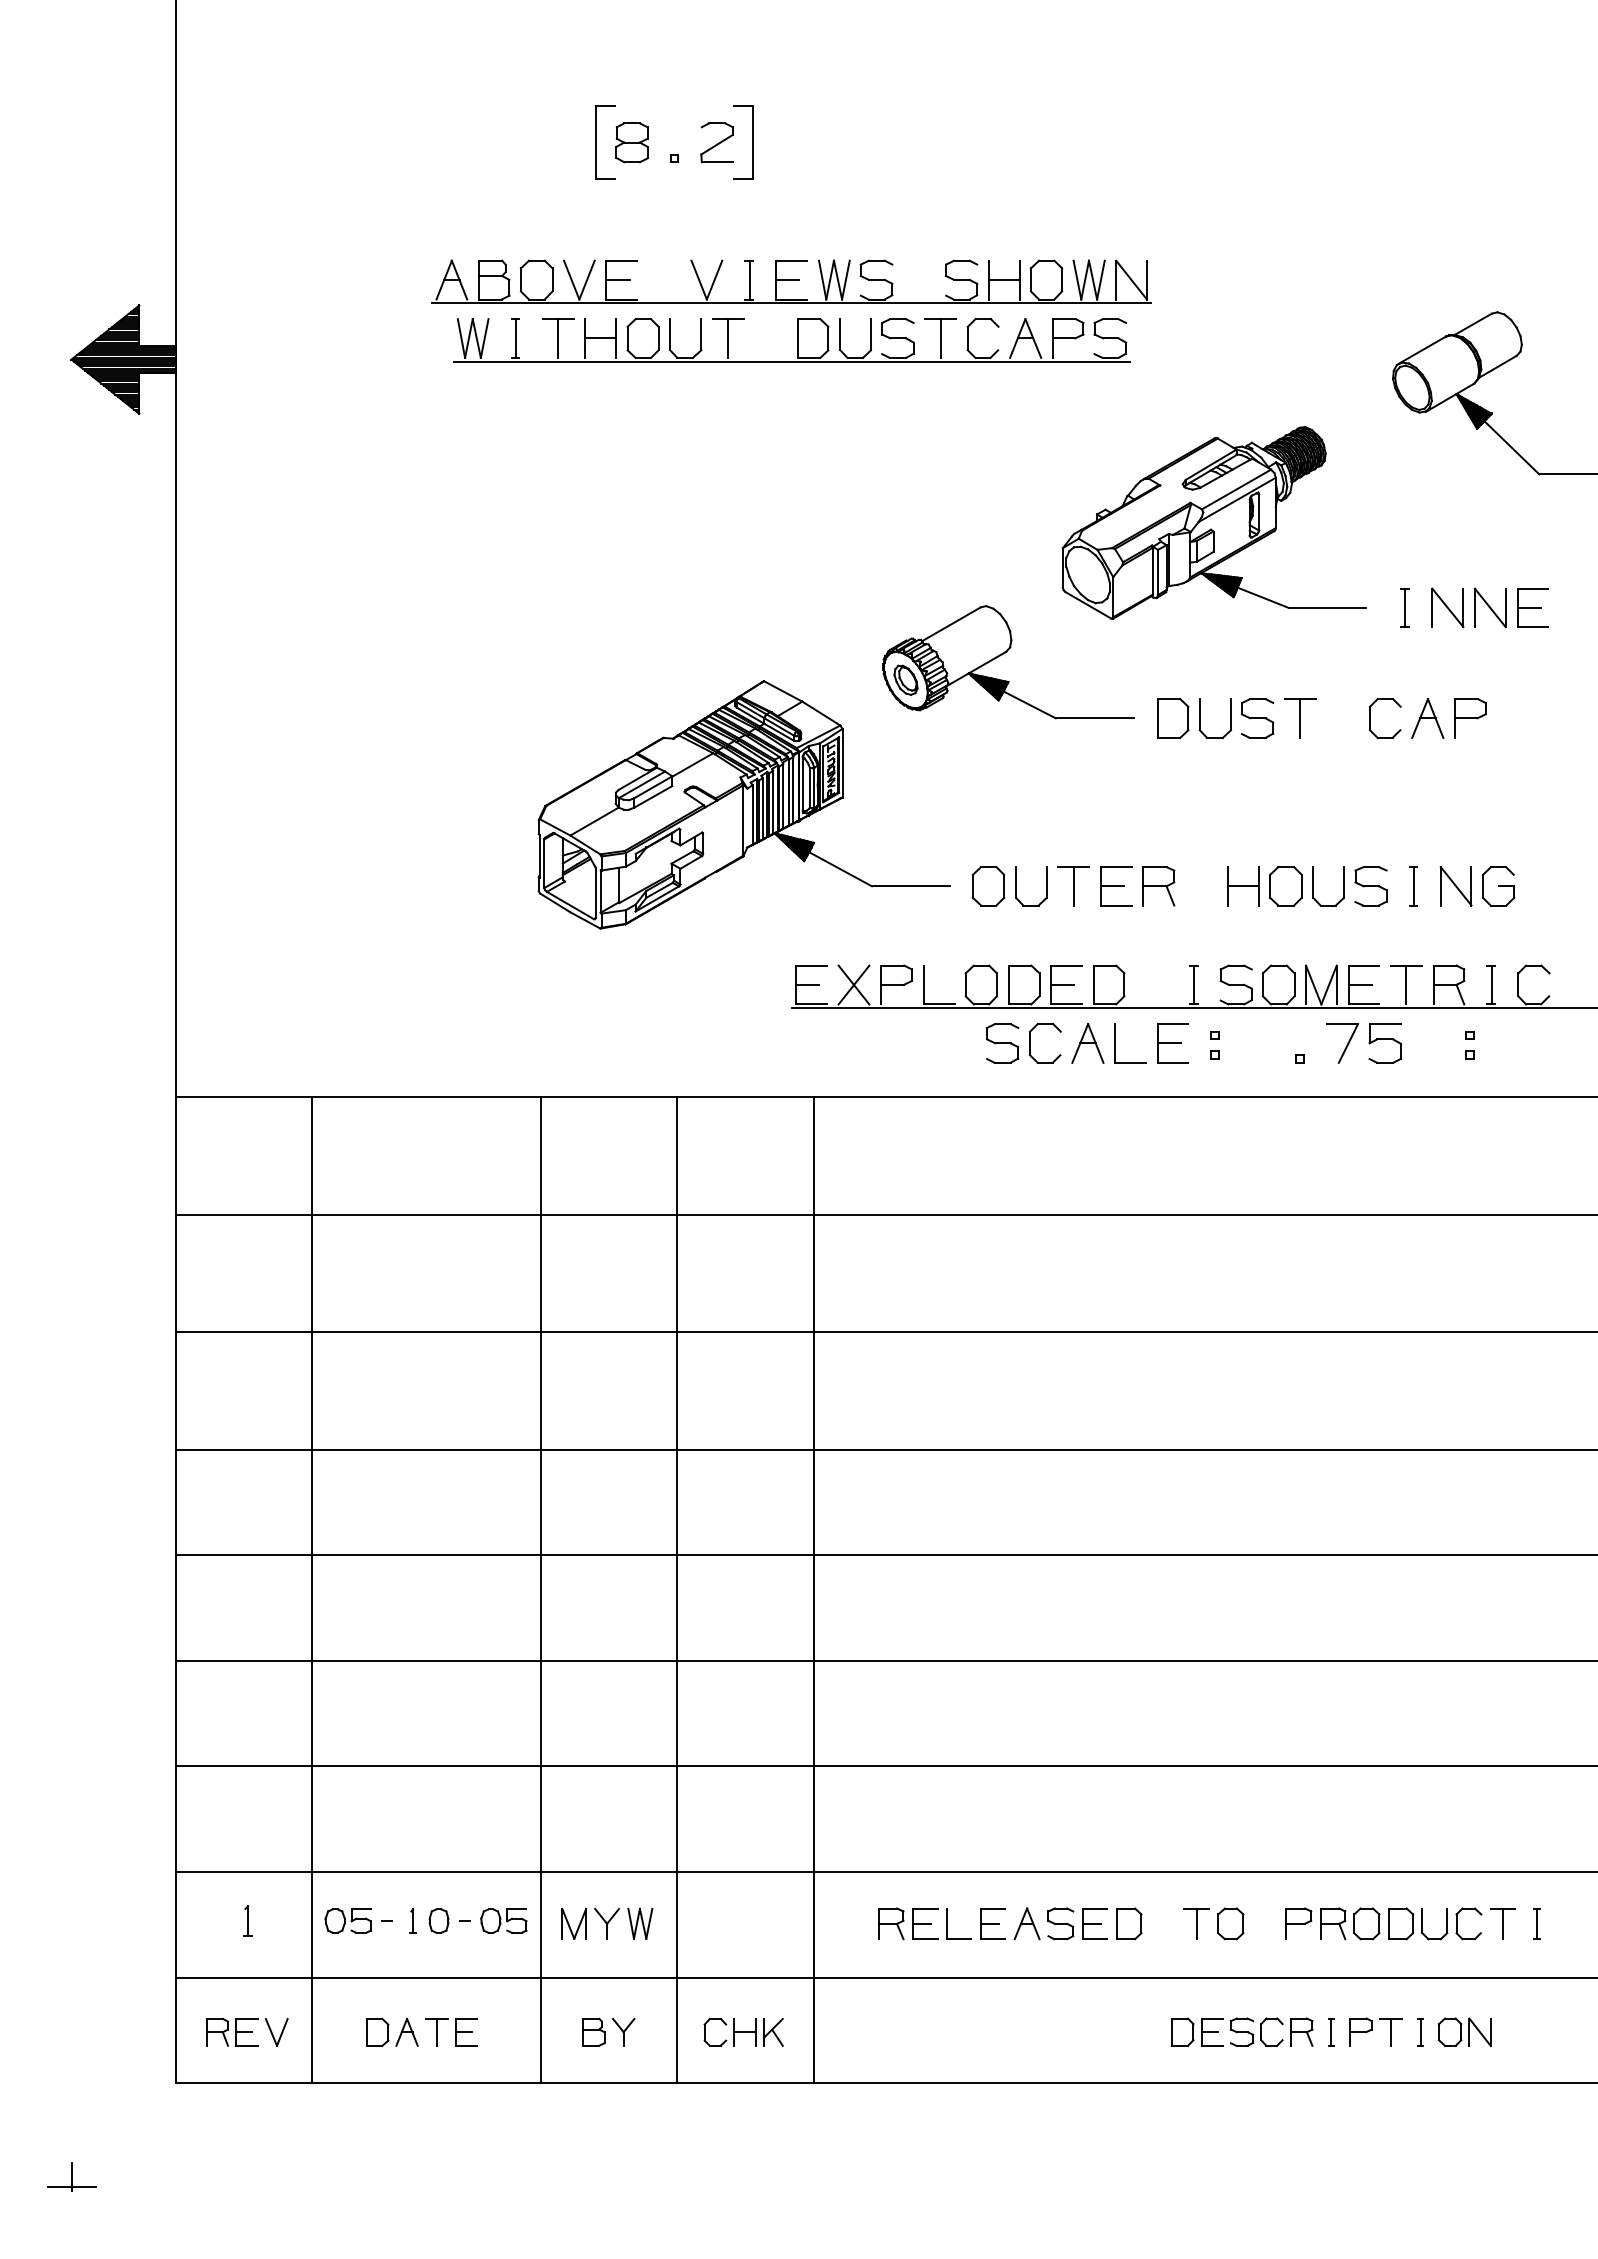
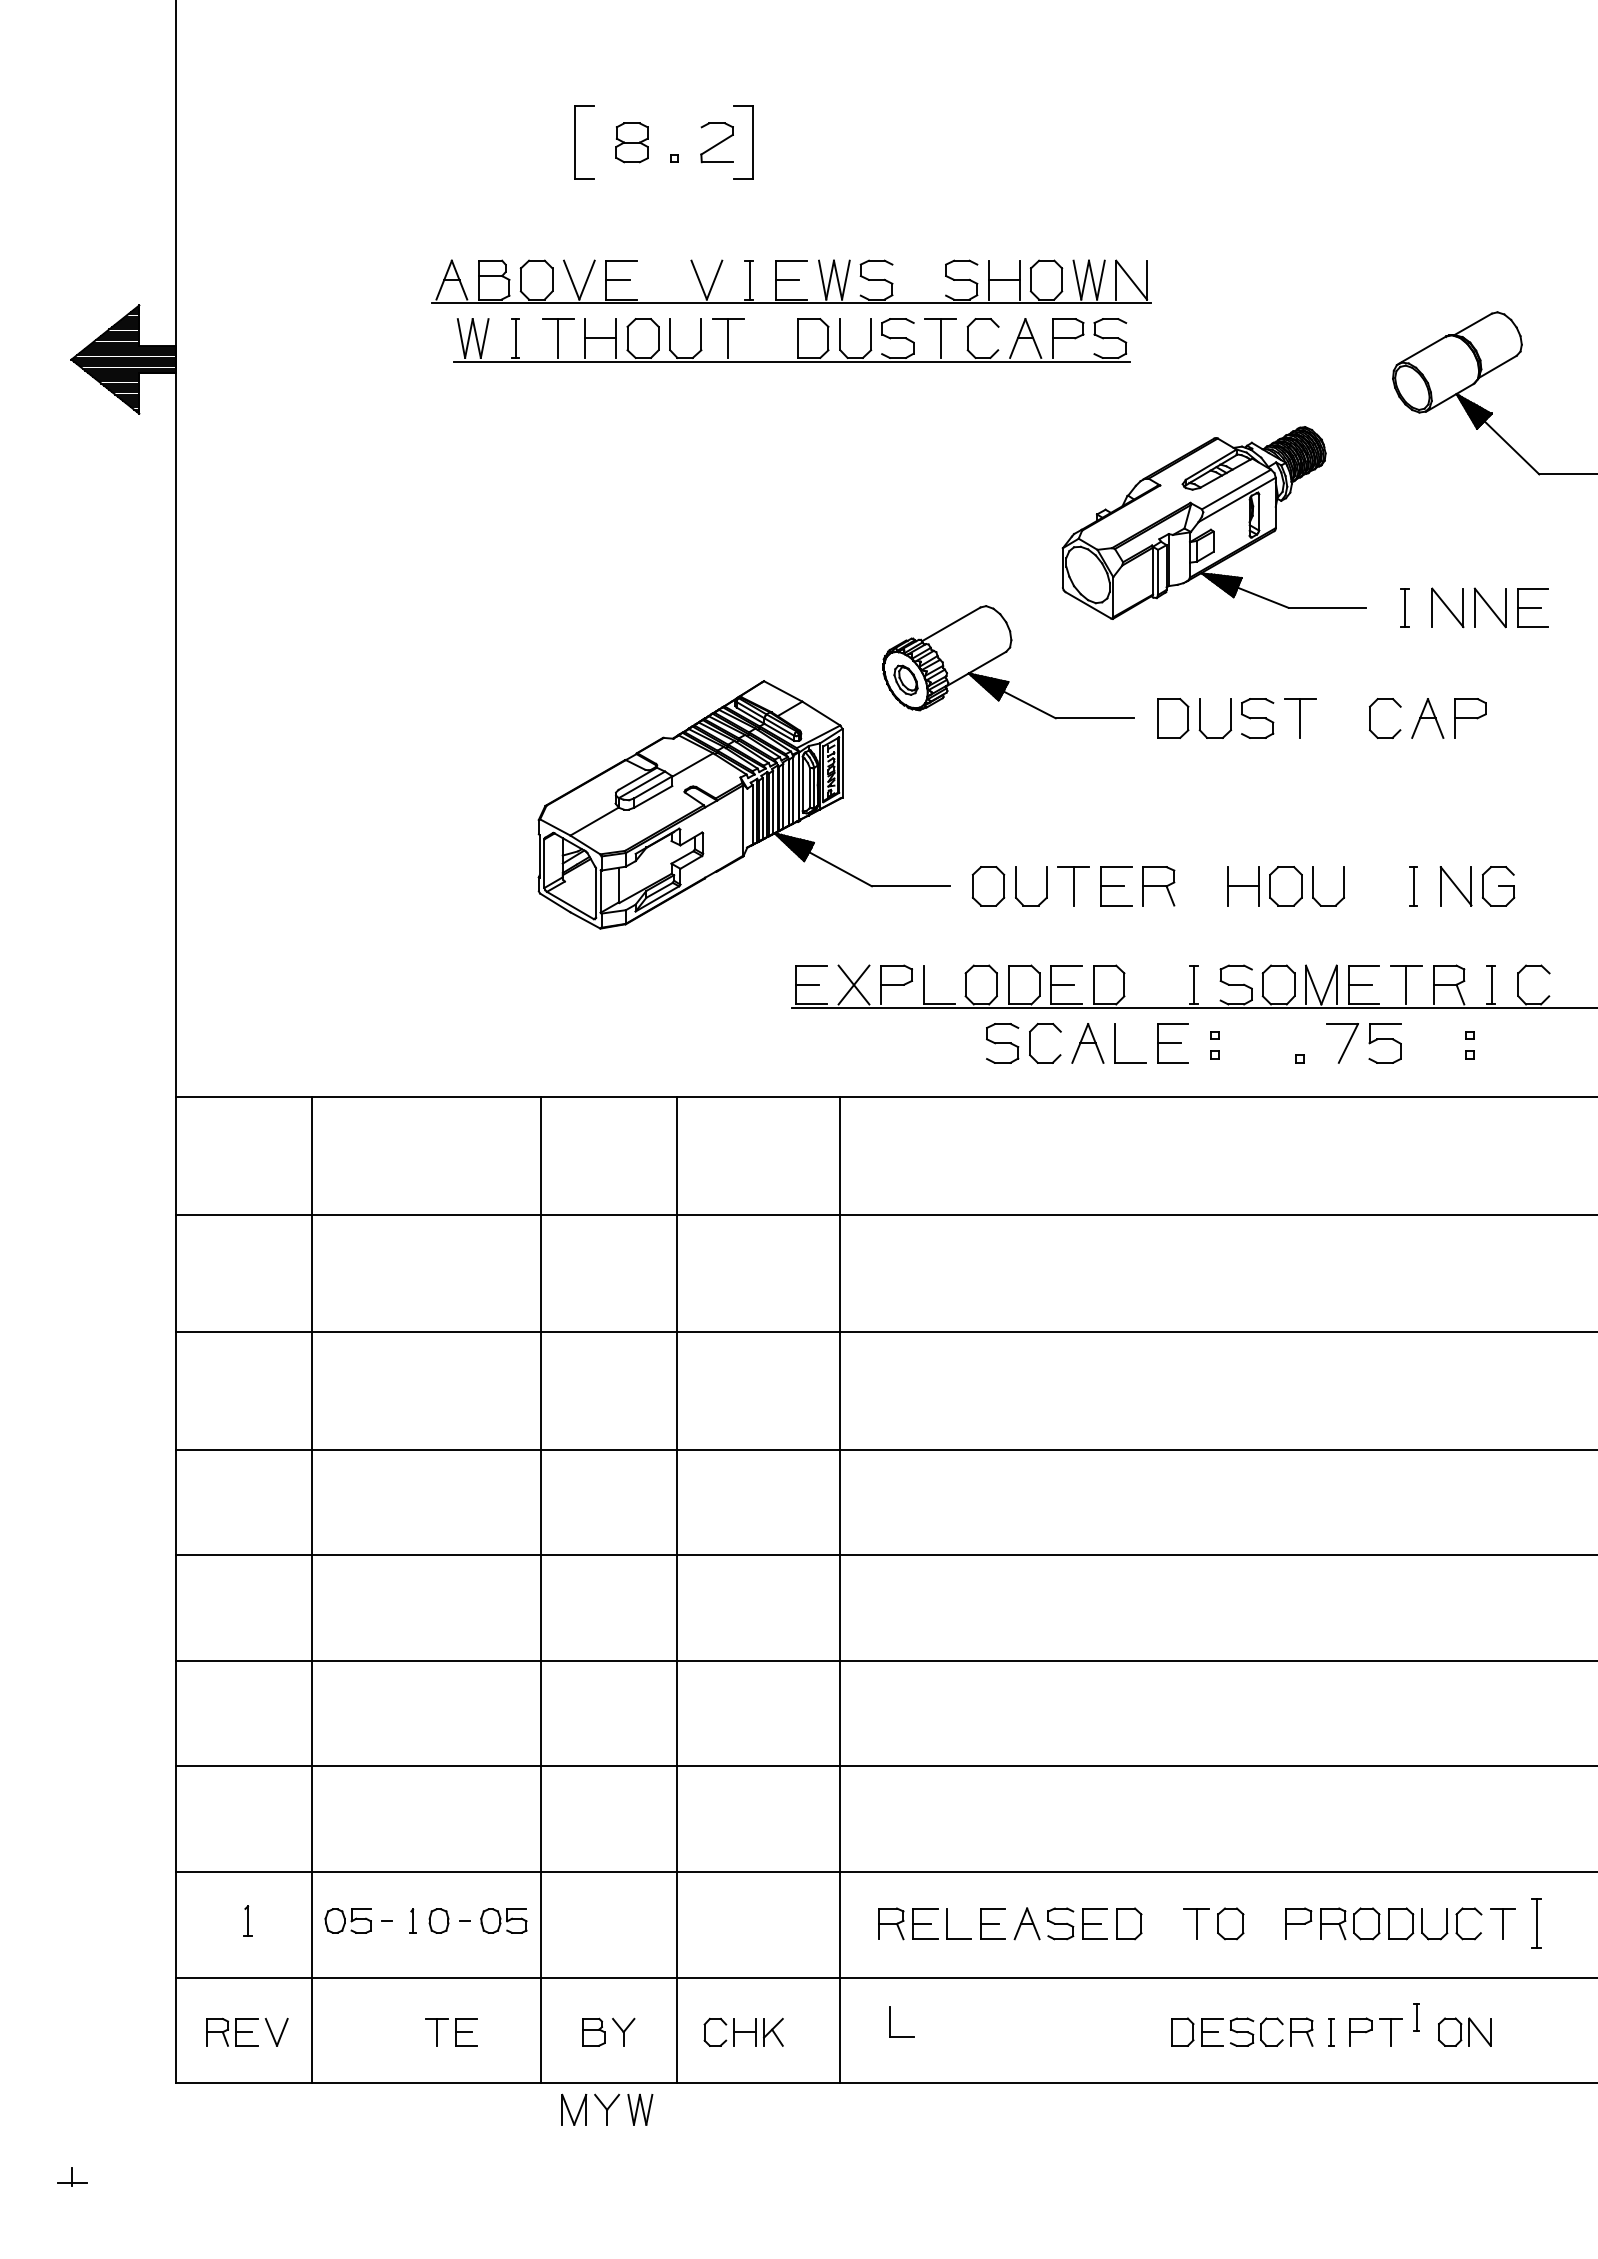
part position: (596, 142) -> (575, 142) (575, 142)
part: present -> none (1370, 886)
line position: (813, 1589) -> (839, 1589) (839, 1589)
part position: (607, 1923) -> (607, 2109) (607, 2109)
part size: 8x32 px -> 11x51 px (1536, 1923)
part: none -> present (890, 2021)
part: present -> none (392, 2031)
part position: (1420, 2032) -> (1416, 2017) (1416, 2017)
part size: 50x30 px -> 31x20 px (72, 2176)
